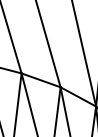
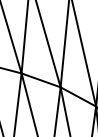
line: none -> present (24, 37)
line: none -> present (64, 44)
